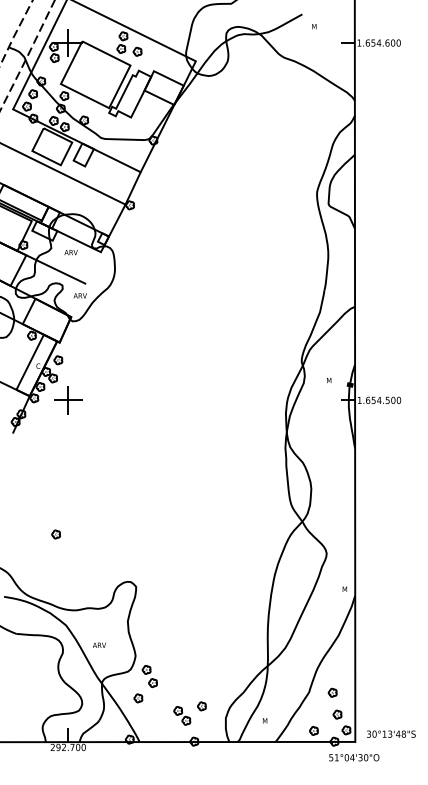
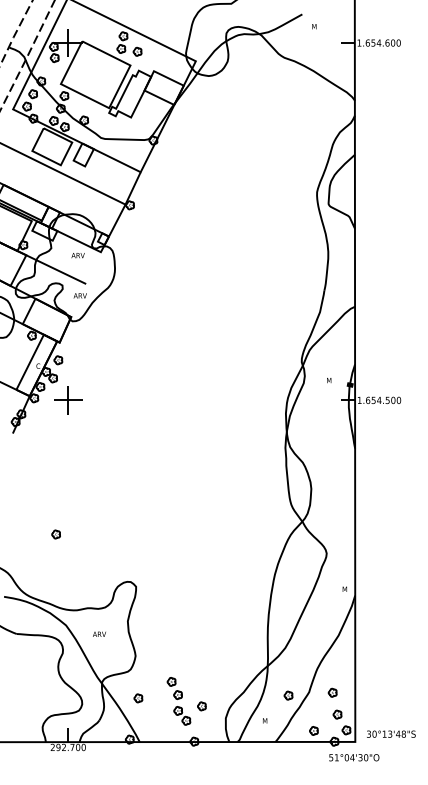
text position: (70, 252) -> (77, 255) (77, 255)
text position: (99, 644) -> (99, 633) (99, 633)
part position: (149, 676) -> (174, 688) (174, 688)
part: none -> present (288, 695)
